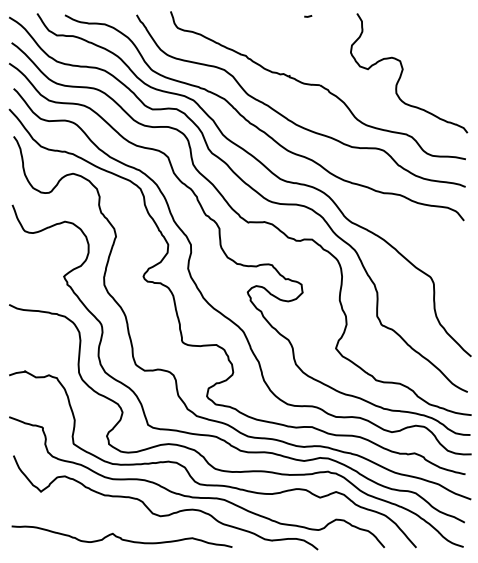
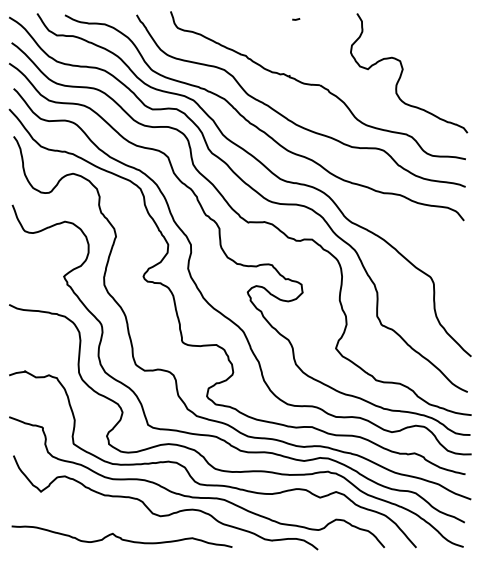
line position: (308, 16) -> (296, 19) (296, 19)
